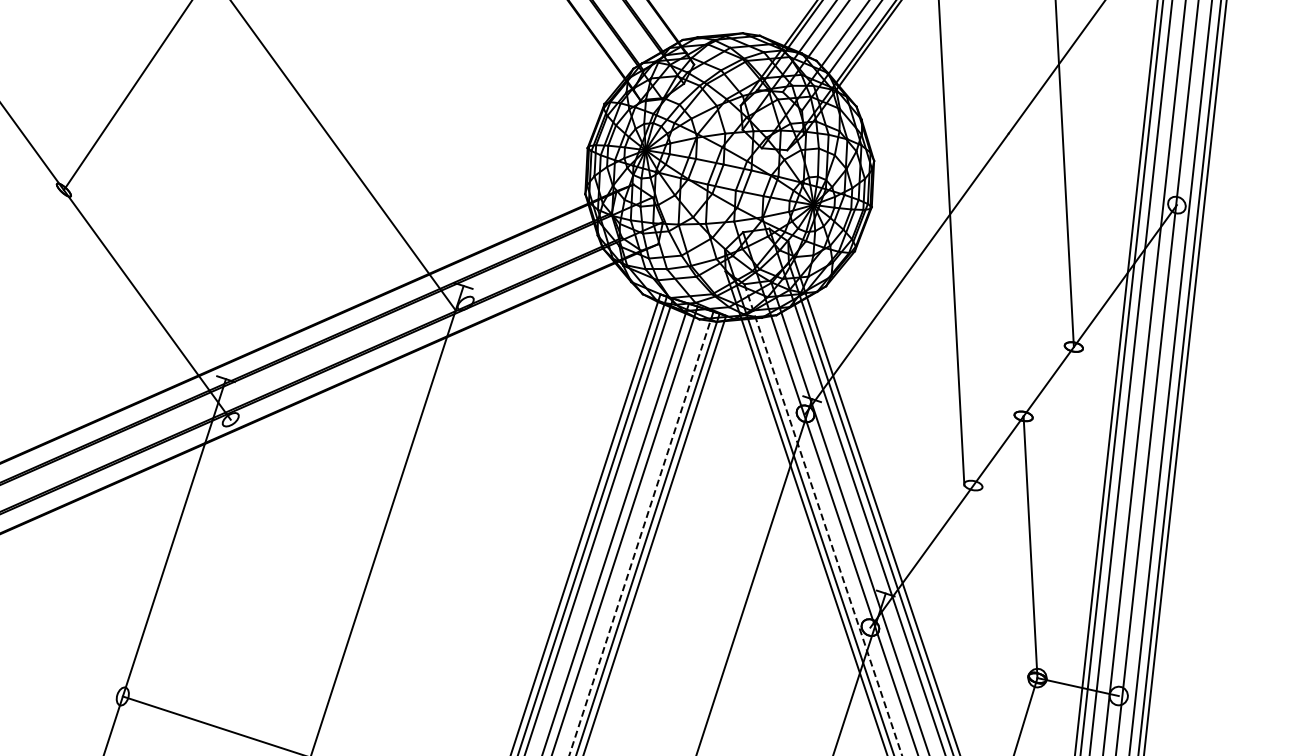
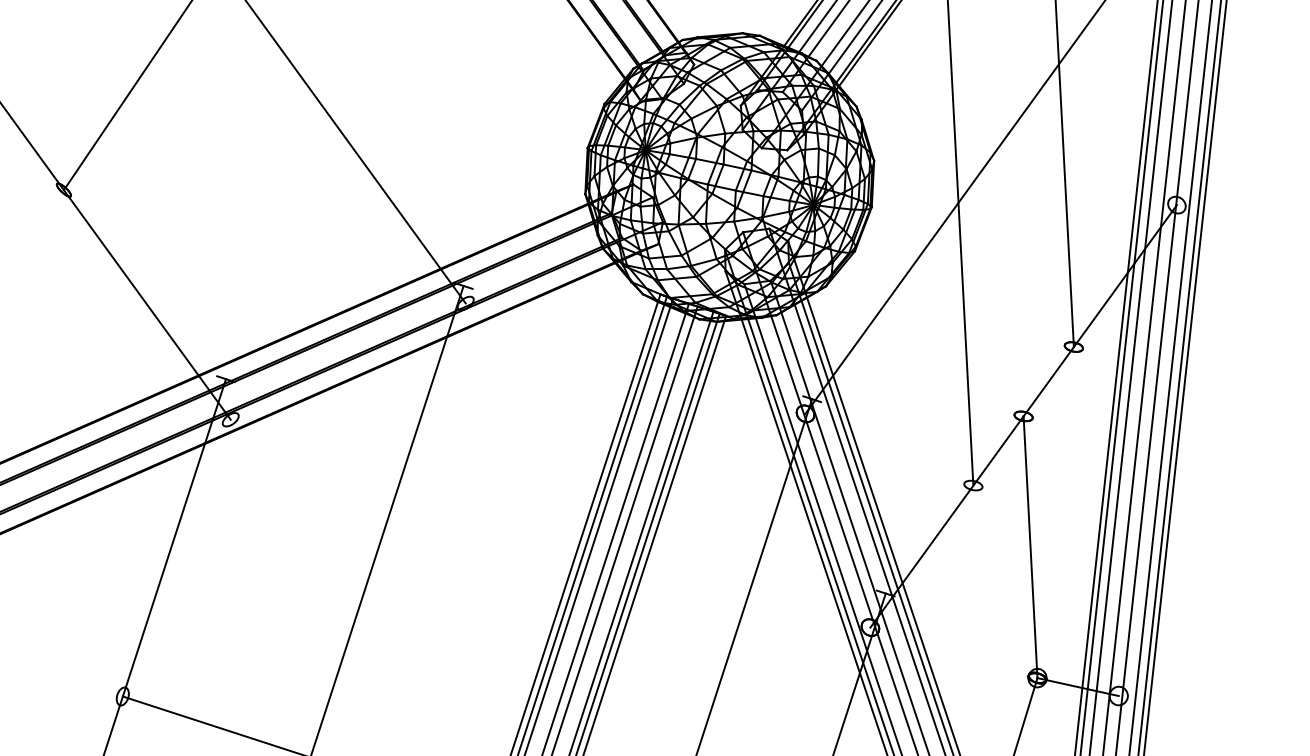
line position: (343, 156) -> (356, 152) (356, 152)
line position: (951, 243) -> (960, 243) (960, 243)
line: dashed -> solid (823, 520)
line: dashed -> solid (641, 533)
